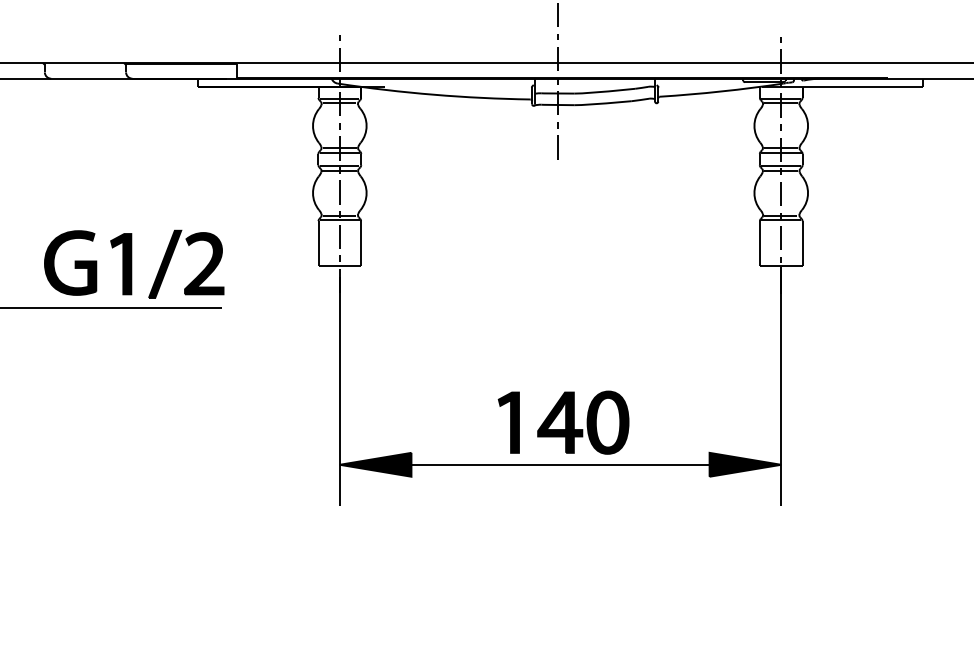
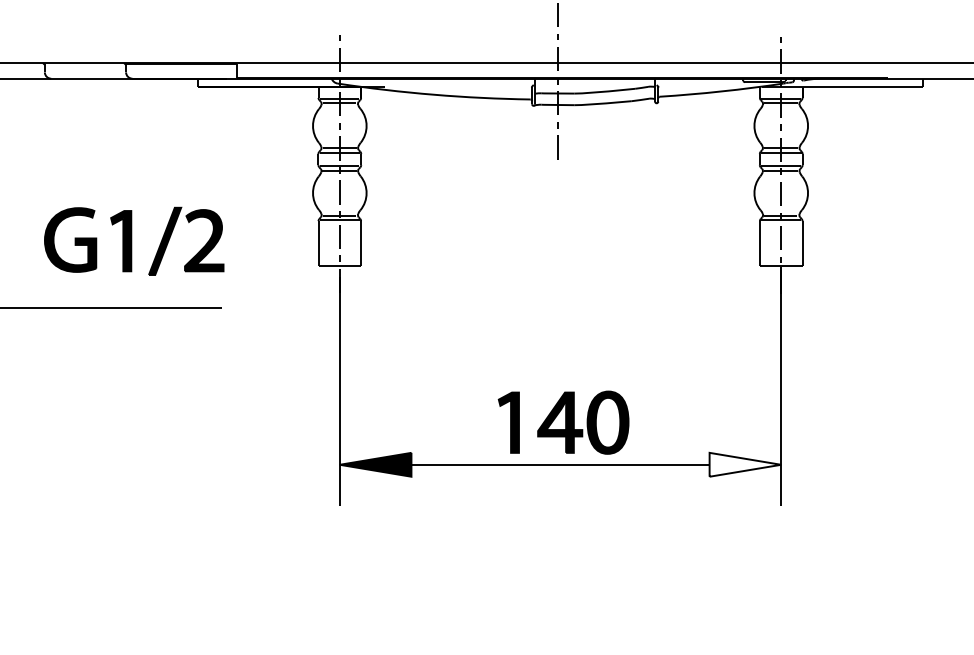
part position: (134, 263) -> (134, 240) (134, 240)
fill: present -> none (745, 464)
